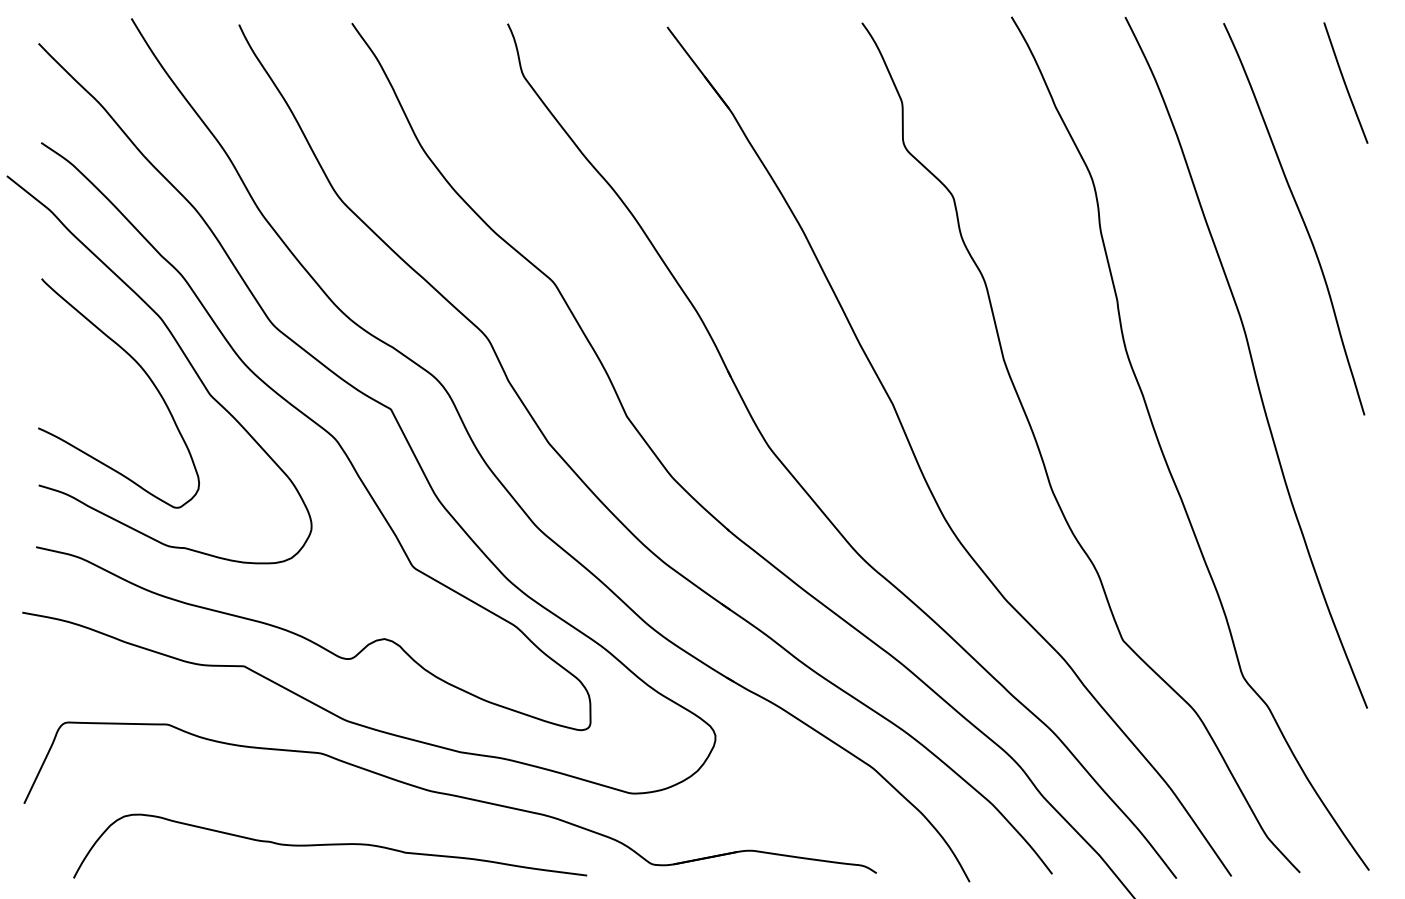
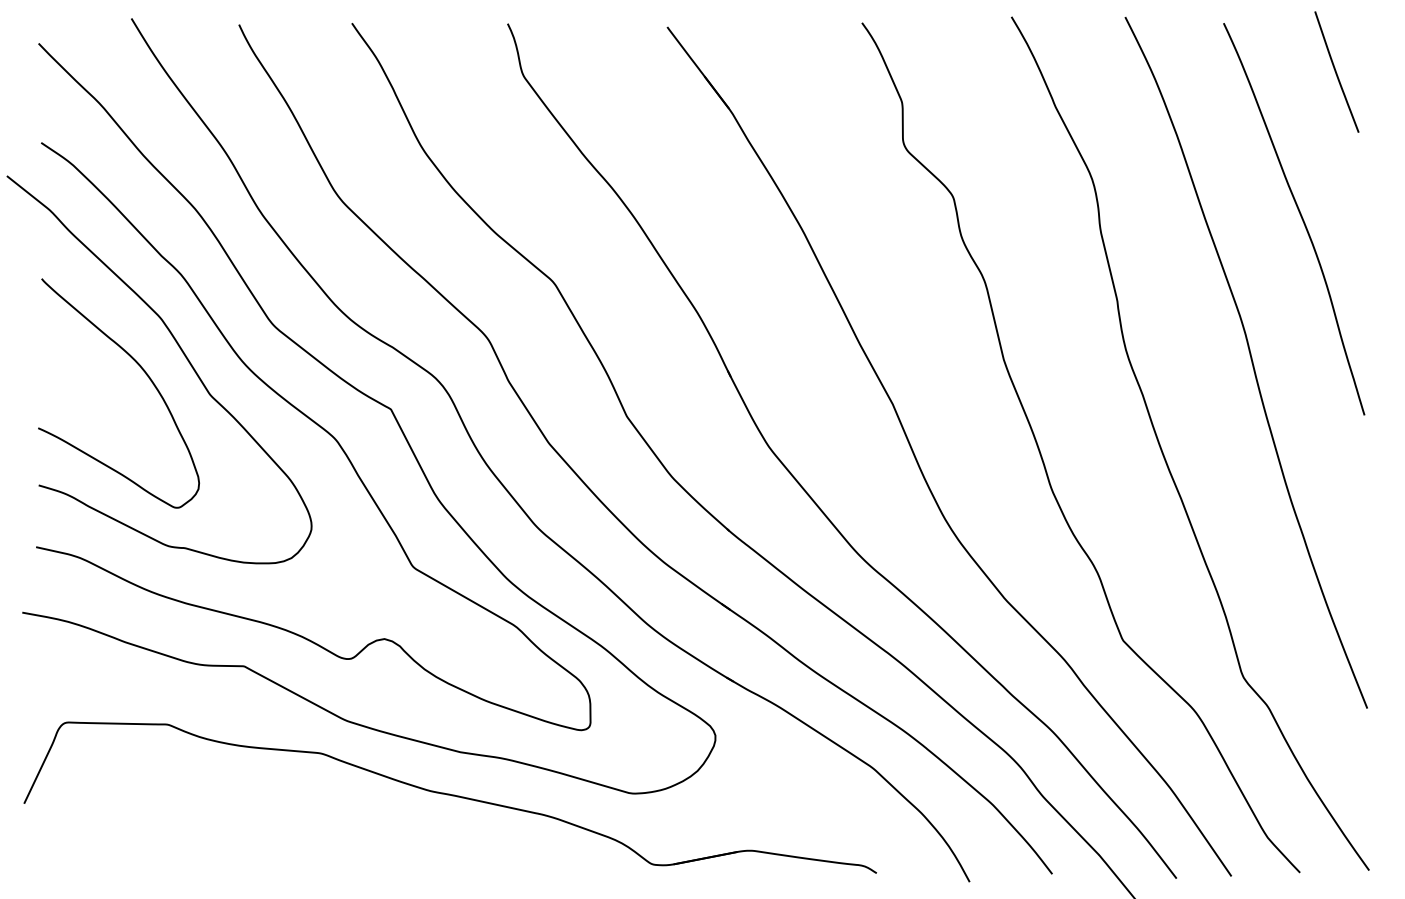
curve position: (1345, 82) -> (1336, 71) (1336, 71)
curve: present -> none (330, 845)
